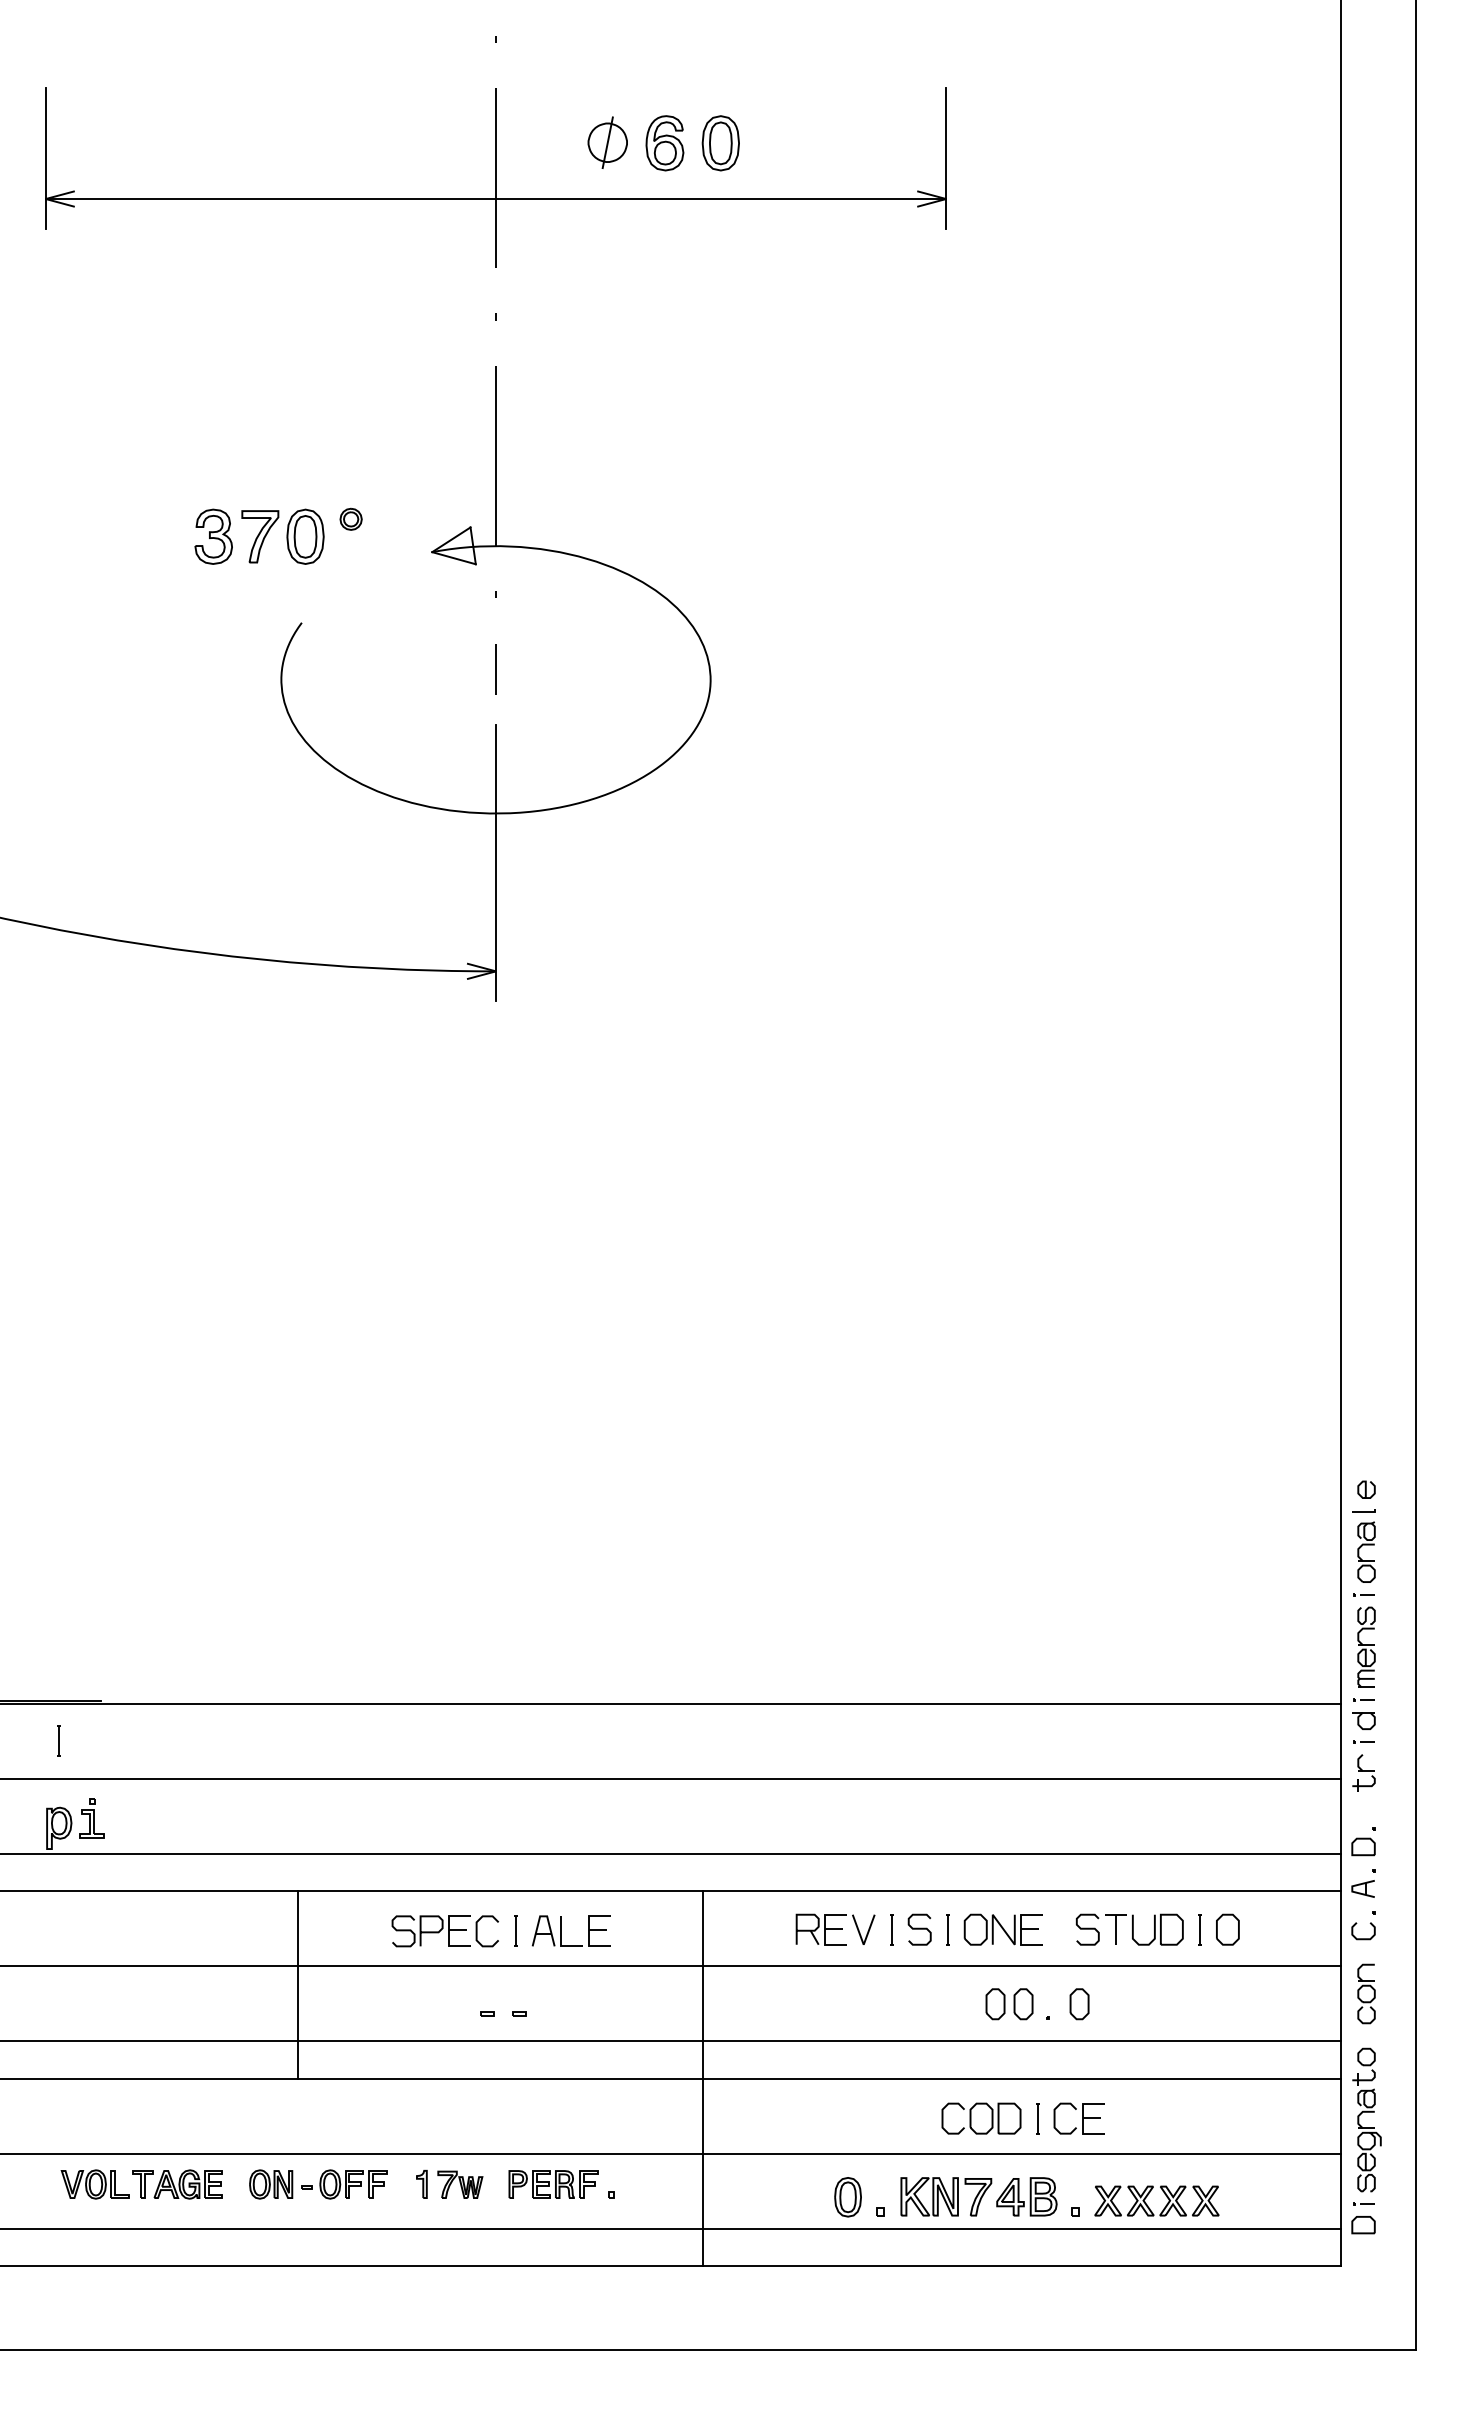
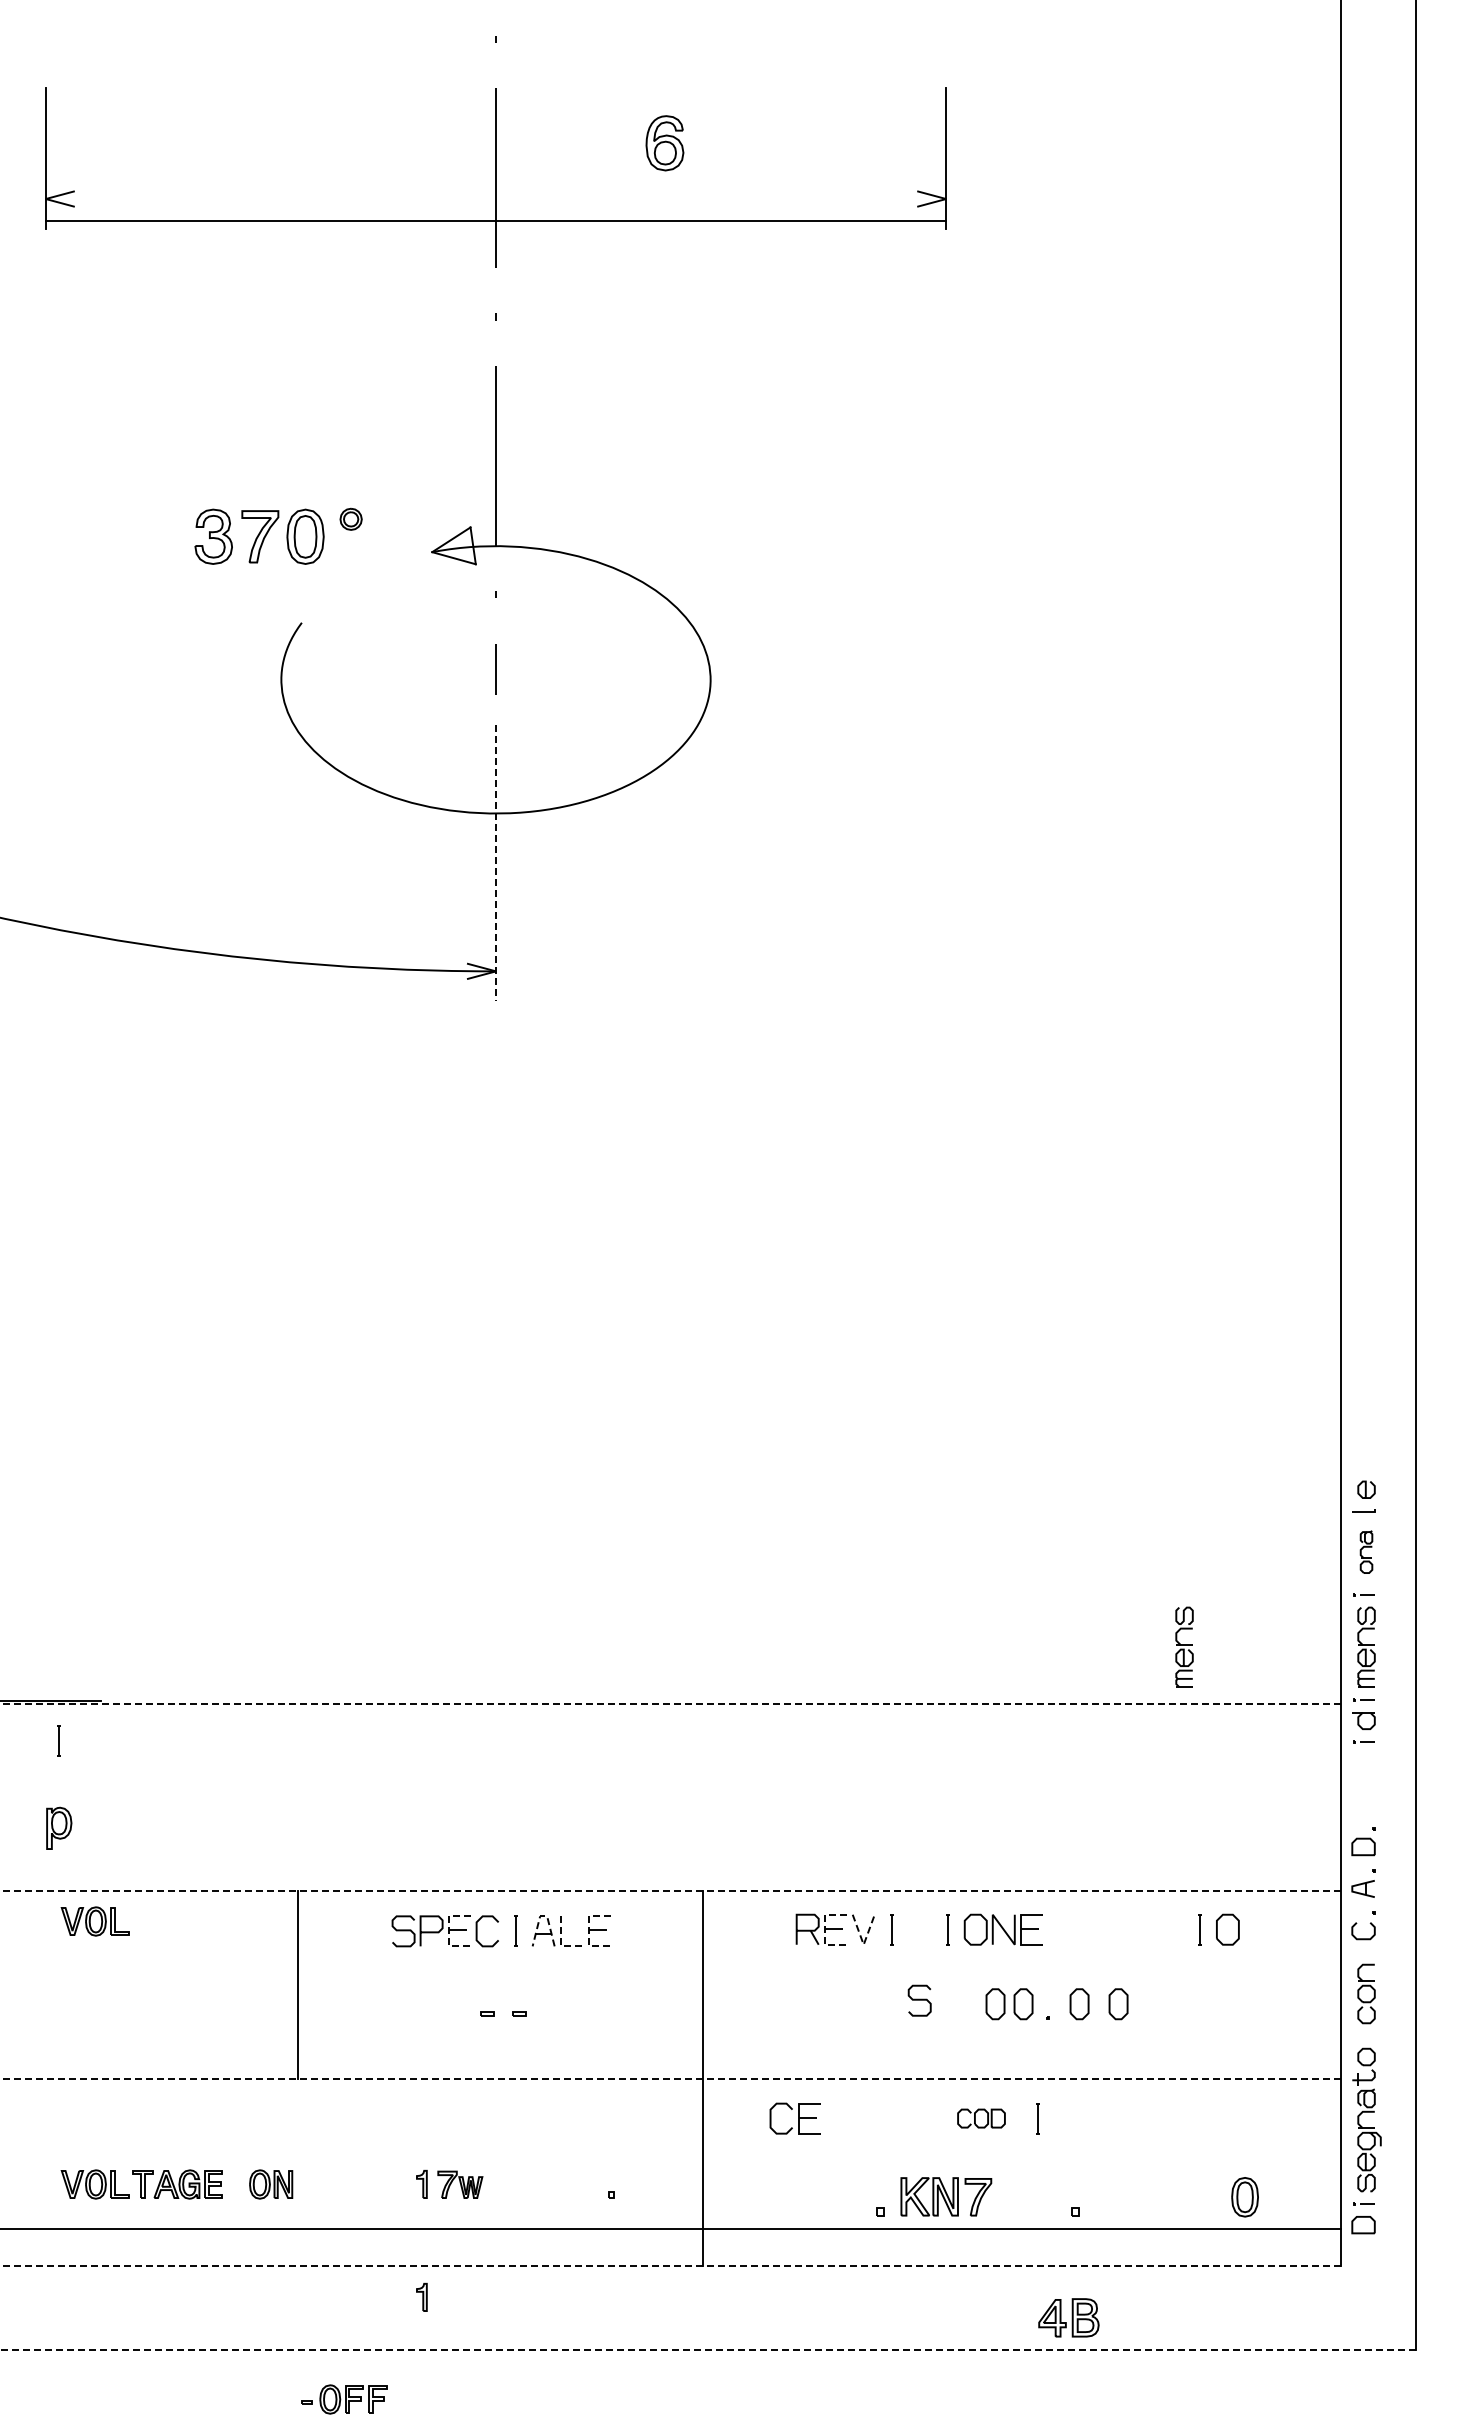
part: present -> none (607, 142)
part: present -> none (720, 143)
line position: (495, 199) -> (495, 221) (495, 221)
line: solid -> dashed (496, 863)
part size: 19x62 px -> 15x44 px (1366, 1551)
part: none -> present (1184, 1646)
line: solid -> dashed (671, 1703)
part: present -> none (1363, 1772)
line: present -> none (671, 1778)
part: present -> none (91, 1818)
line: present -> none (671, 1853)
line: solid -> dashed (671, 1891)
line: solid -> dashed (543, 1916)
part: none -> present (94, 1921)
curve position: (919, 1929) -> (919, 2000) (919, 2000)
part: present -> none (1129, 1929)
line: solid -> dashed (824, 1930)
line: solid -> dashed (448, 1931)
line: solid -> dashed (588, 1931)
line: solid -> dashed (560, 1943)
line: solid -> dashed (863, 1944)
line: present -> none (671, 1966)
part: none -> present (1118, 2004)
line: present -> none (671, 2041)
line: solid -> dashed (671, 2078)
part size: 81x33 px -> 49x21 px (981, 2118)
part position: (1078, 2118) -> (794, 2118) (794, 2118)
line: present -> none (671, 2153)
part position: (344, 2184) -> (344, 2399) (344, 2399)
part: present -> none (553, 2184)
part: present -> none (1148, 2195)
part position: (1026, 2196) -> (1068, 2317) (1068, 2317)
part position: (847, 2197) -> (1244, 2197) (1244, 2197)
line: solid -> dashed (670, 2265)
part: none -> present (421, 2296)
line: solid -> dashed (707, 2350)
